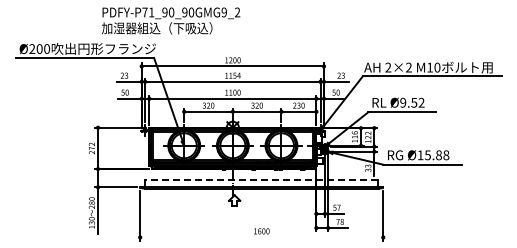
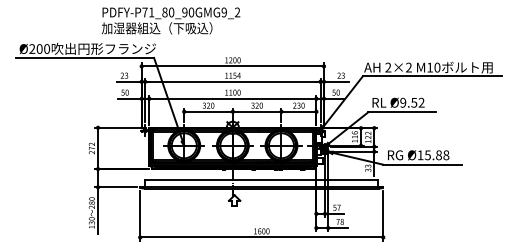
text: PDFY-P71_90_90GMG9_2 -> PDFY-P71_80_90GMG9_2 (164, 12)
line: dashed -> solid (261, 180)
line: none -> present (261, 237)
